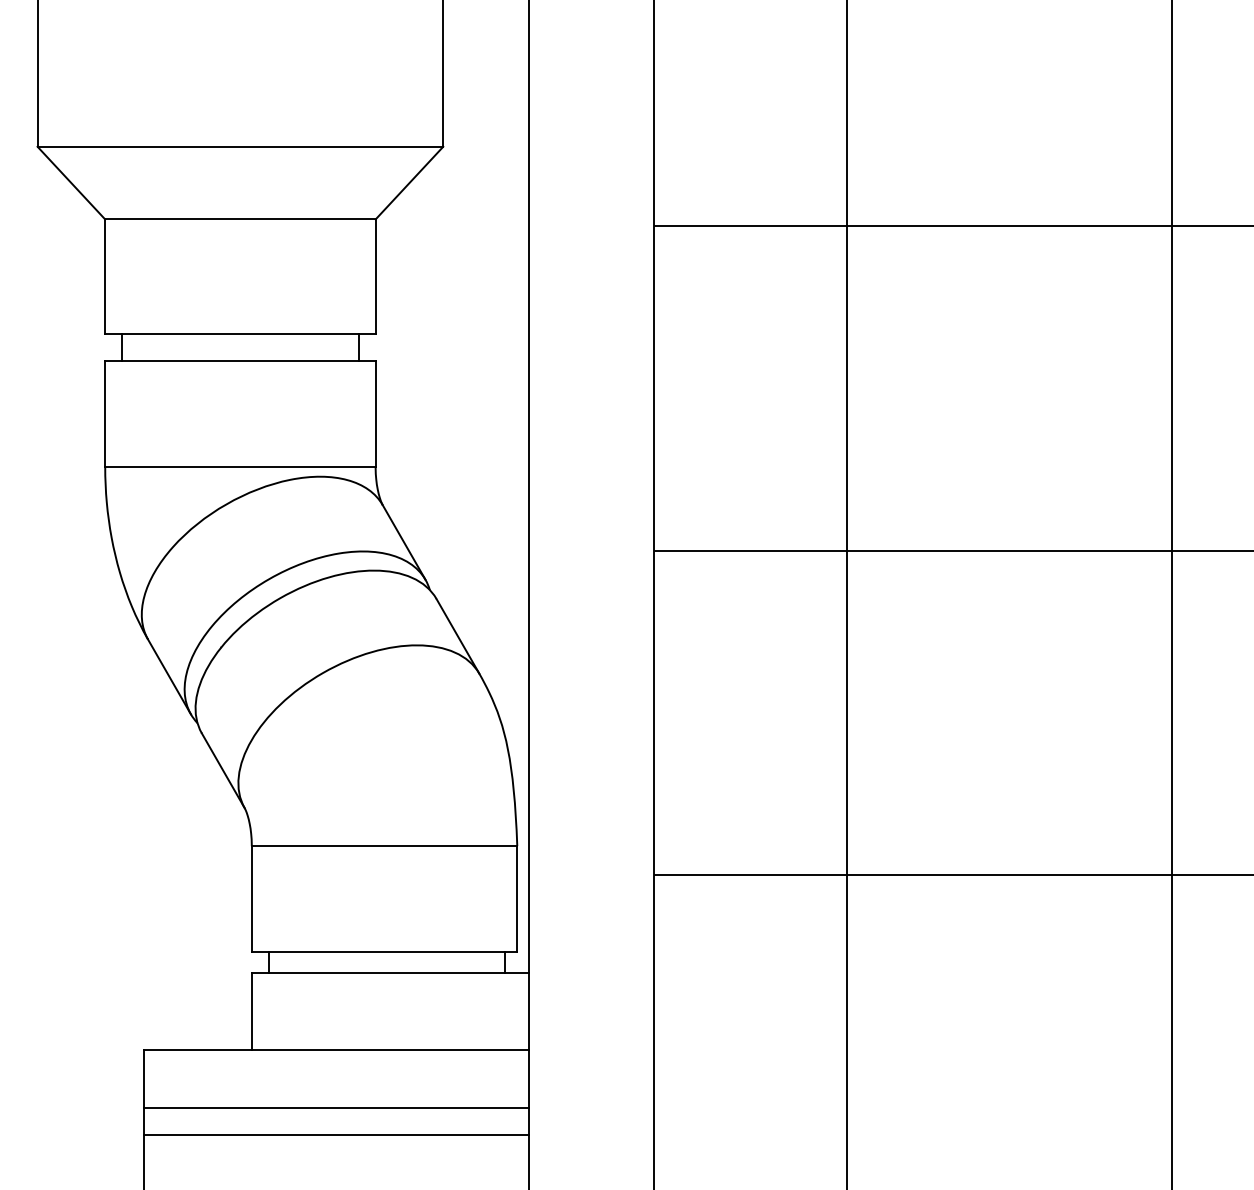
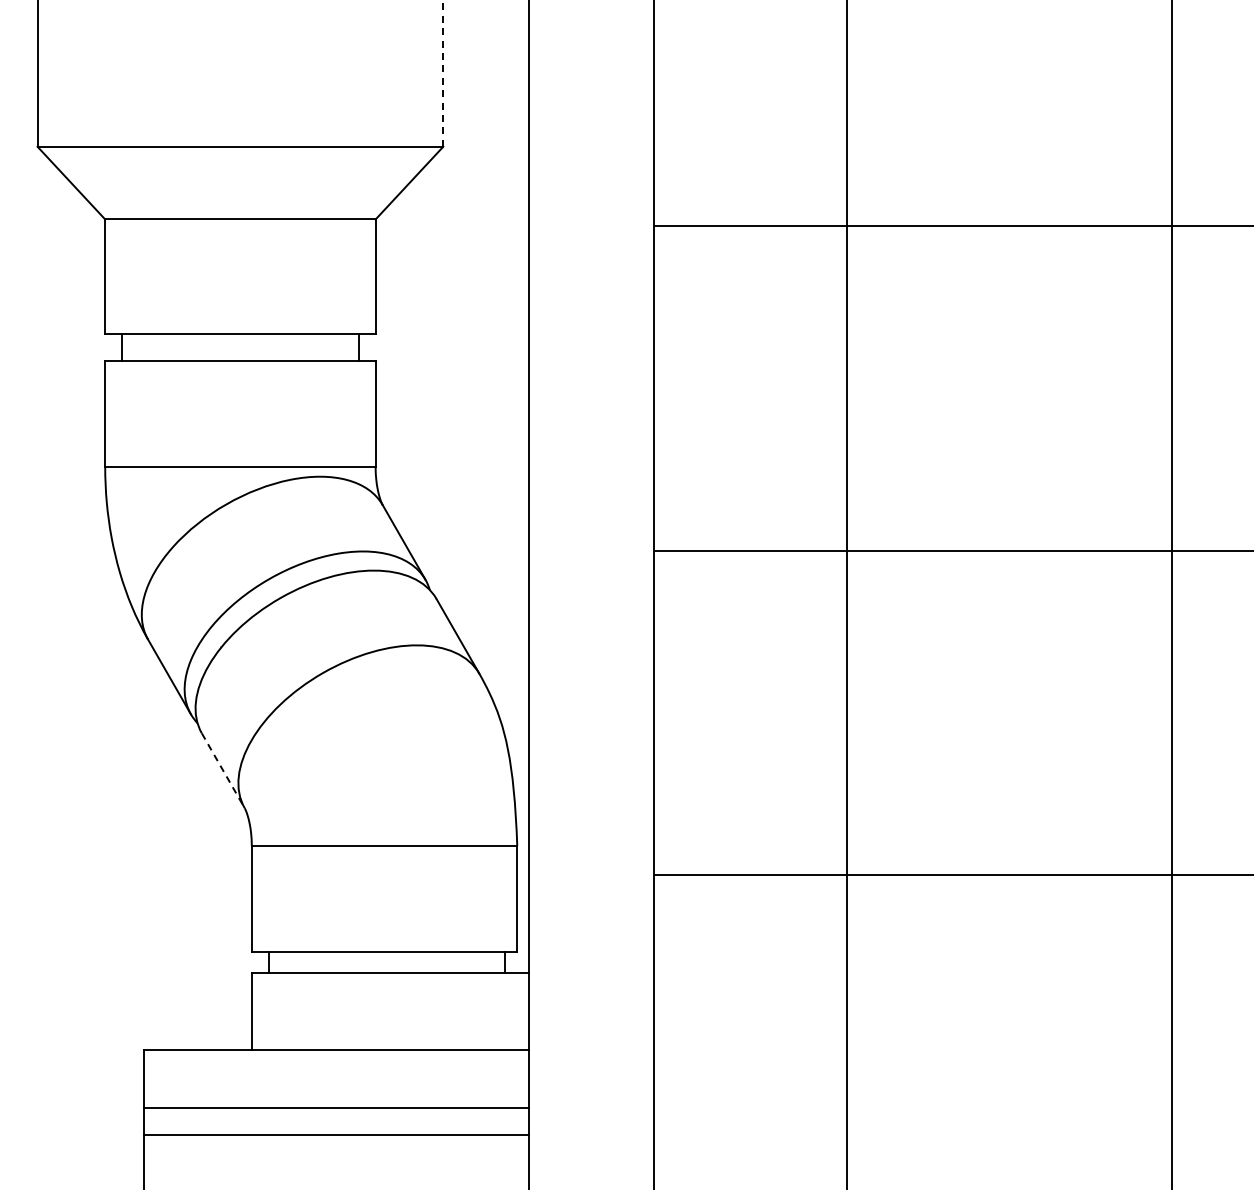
line: solid -> dashed (443, 73)
line: solid -> dashed (223, 771)
